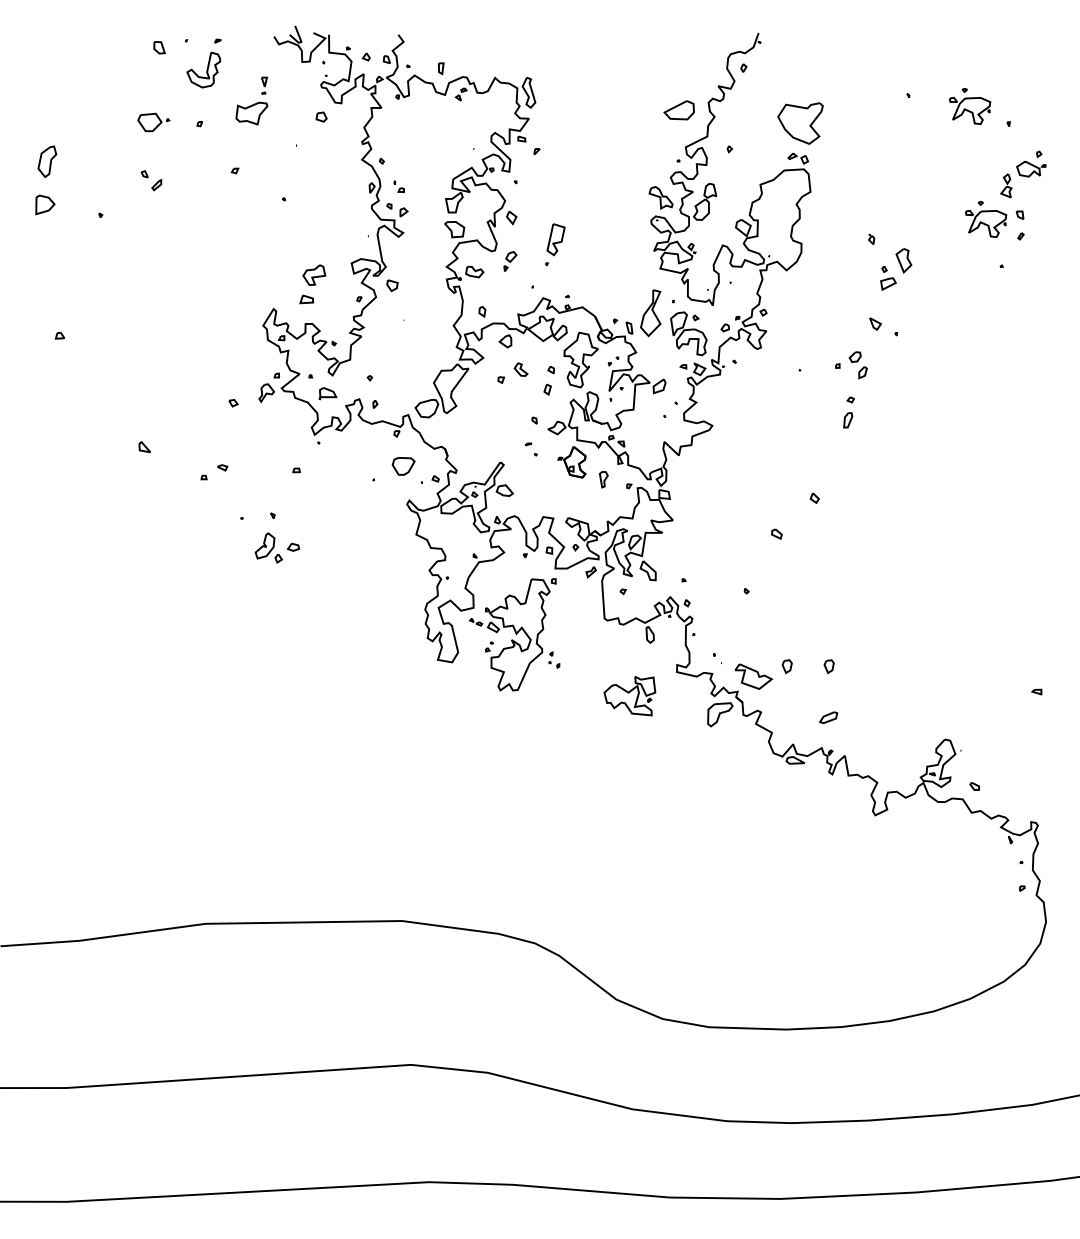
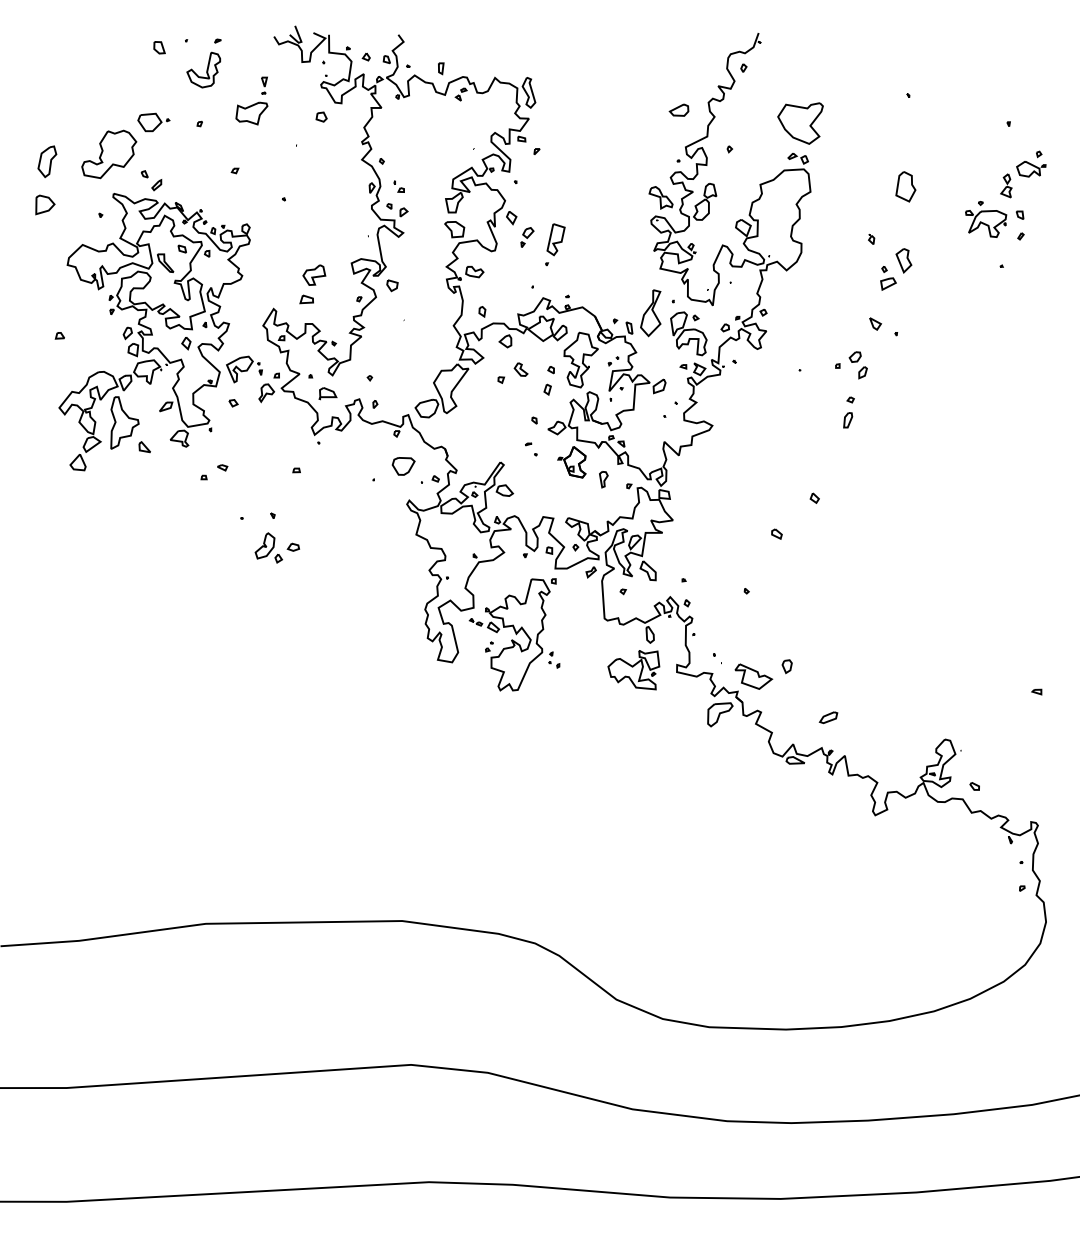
part: present -> none (970, 106)
part size: 32x21 px -> 22x14 px (678, 109)
part: none -> present (109, 154)
part: none -> present (905, 186)
part position: (510, 261) -> (527, 237) (527, 237)
part: none -> present (160, 332)
part: present -> none (828, 666)
part position: (629, 696) -> (633, 670) (633, 670)
